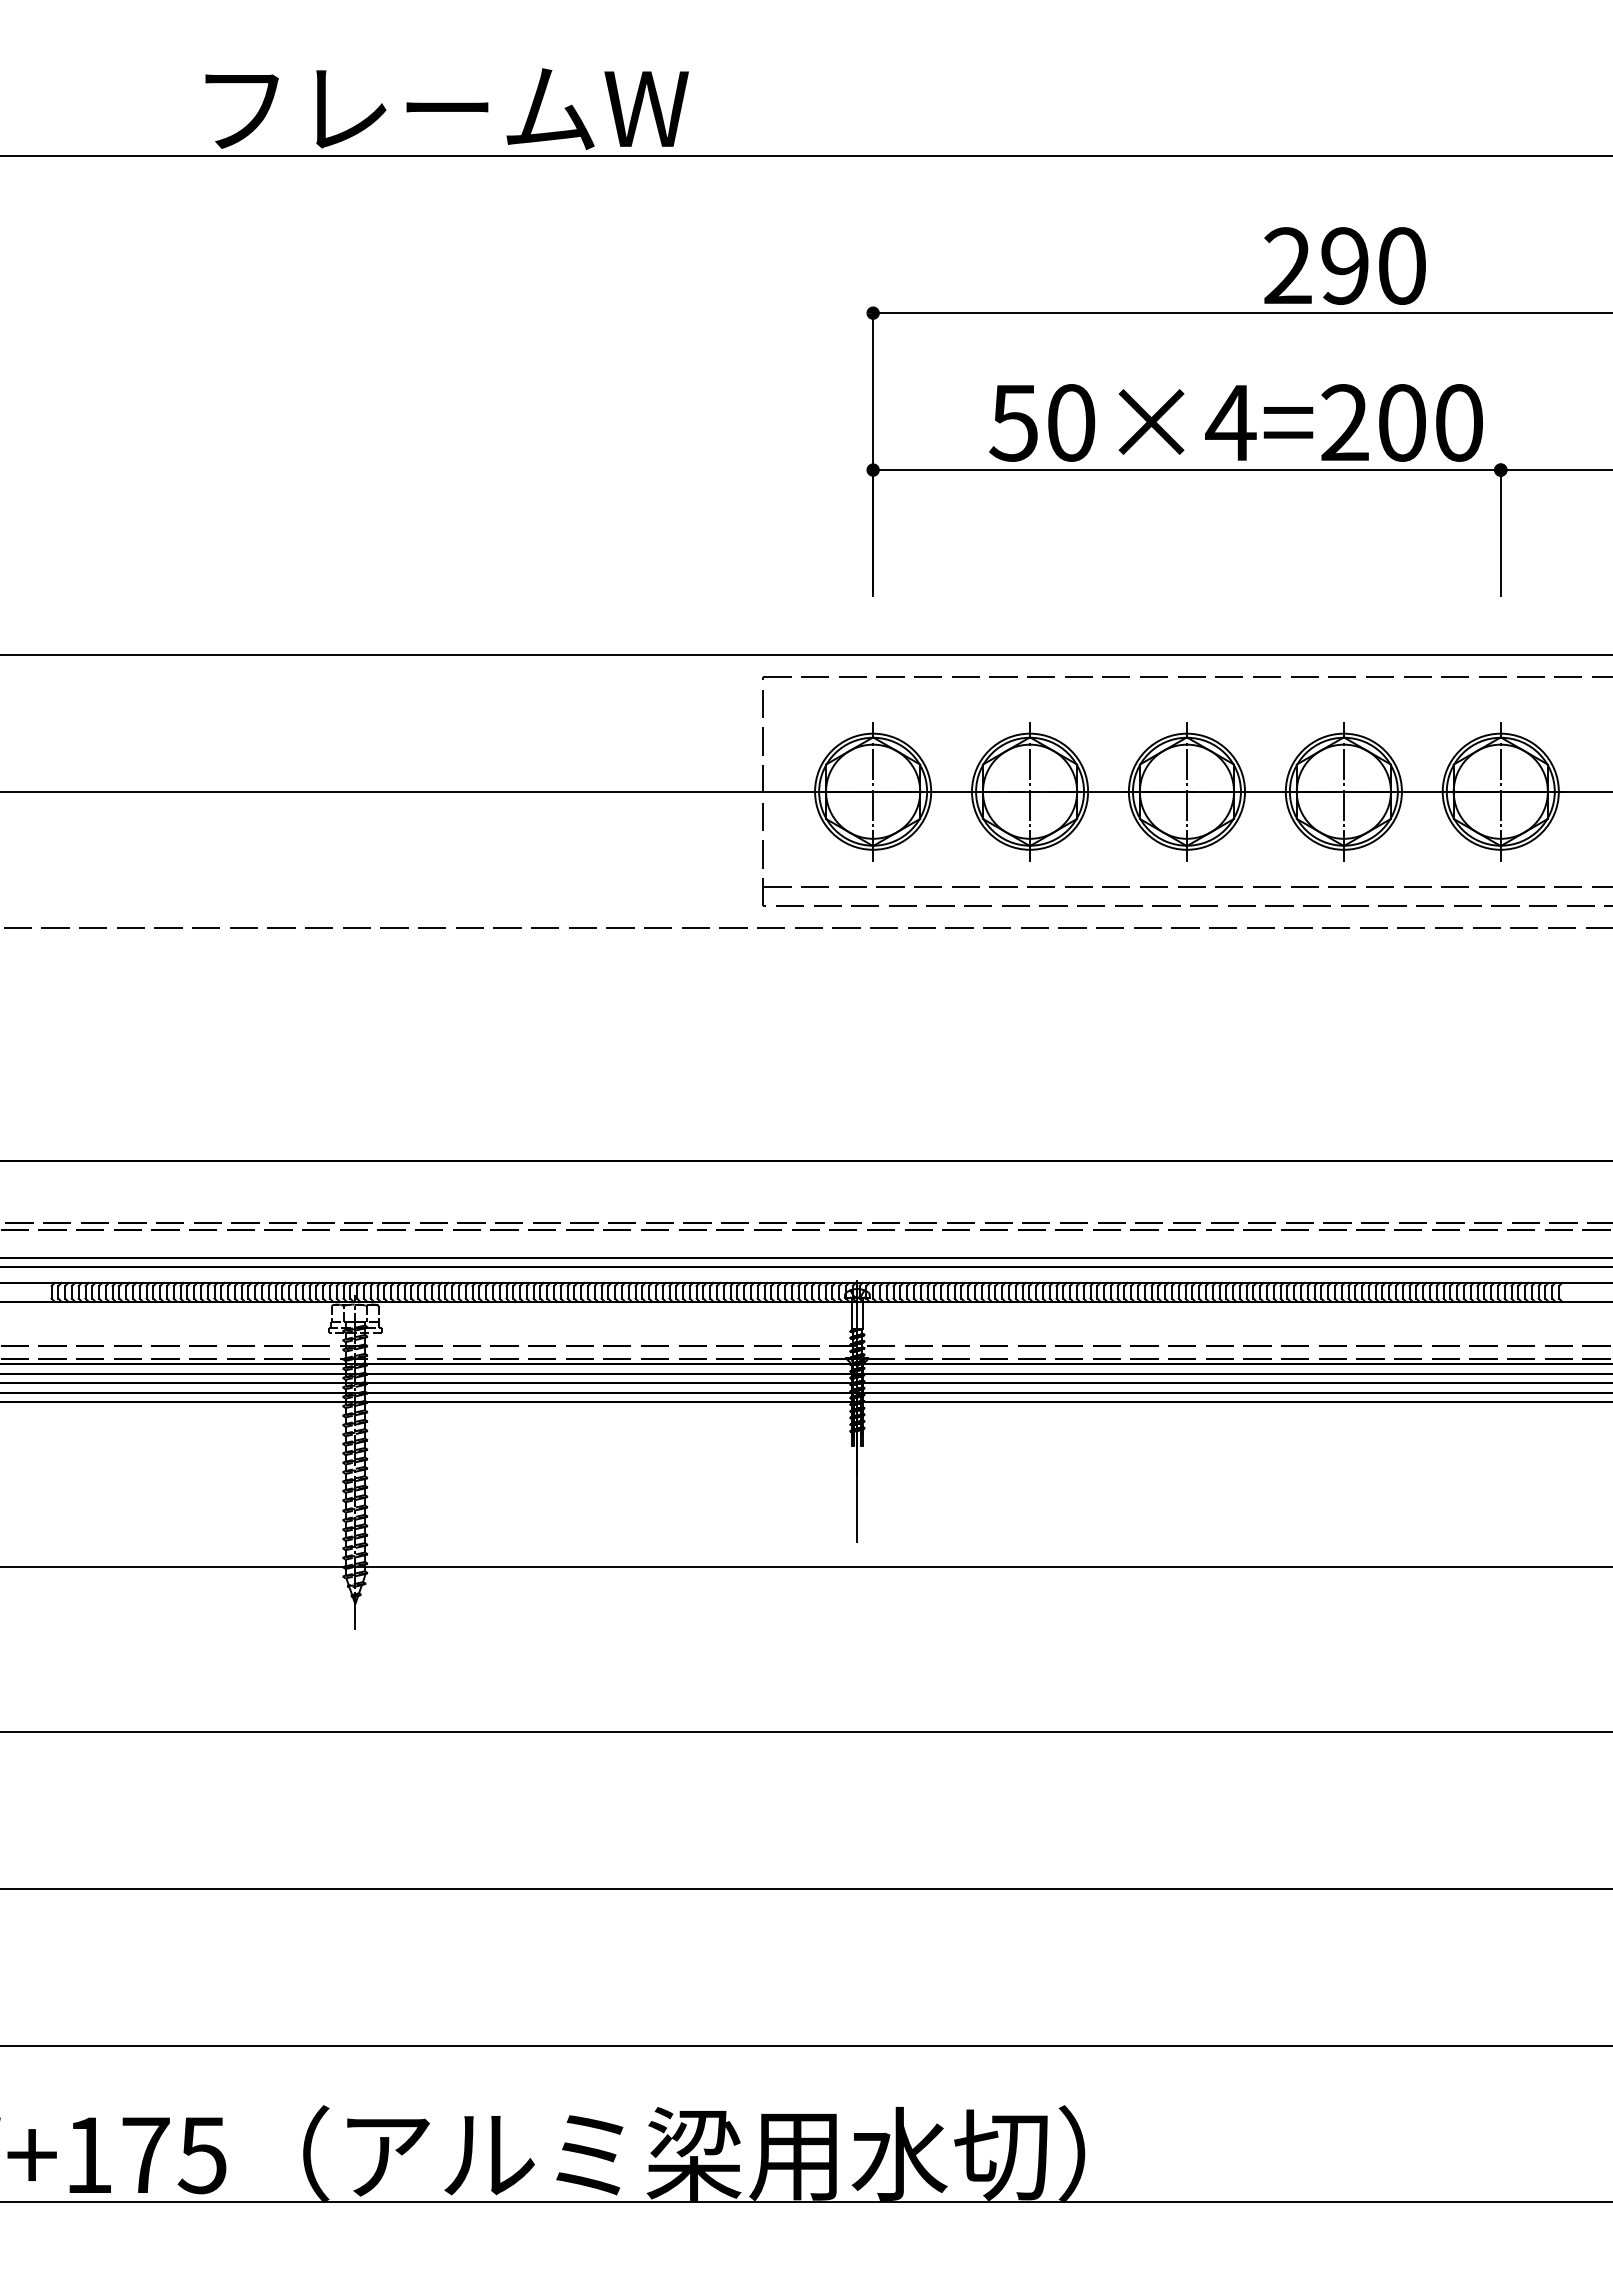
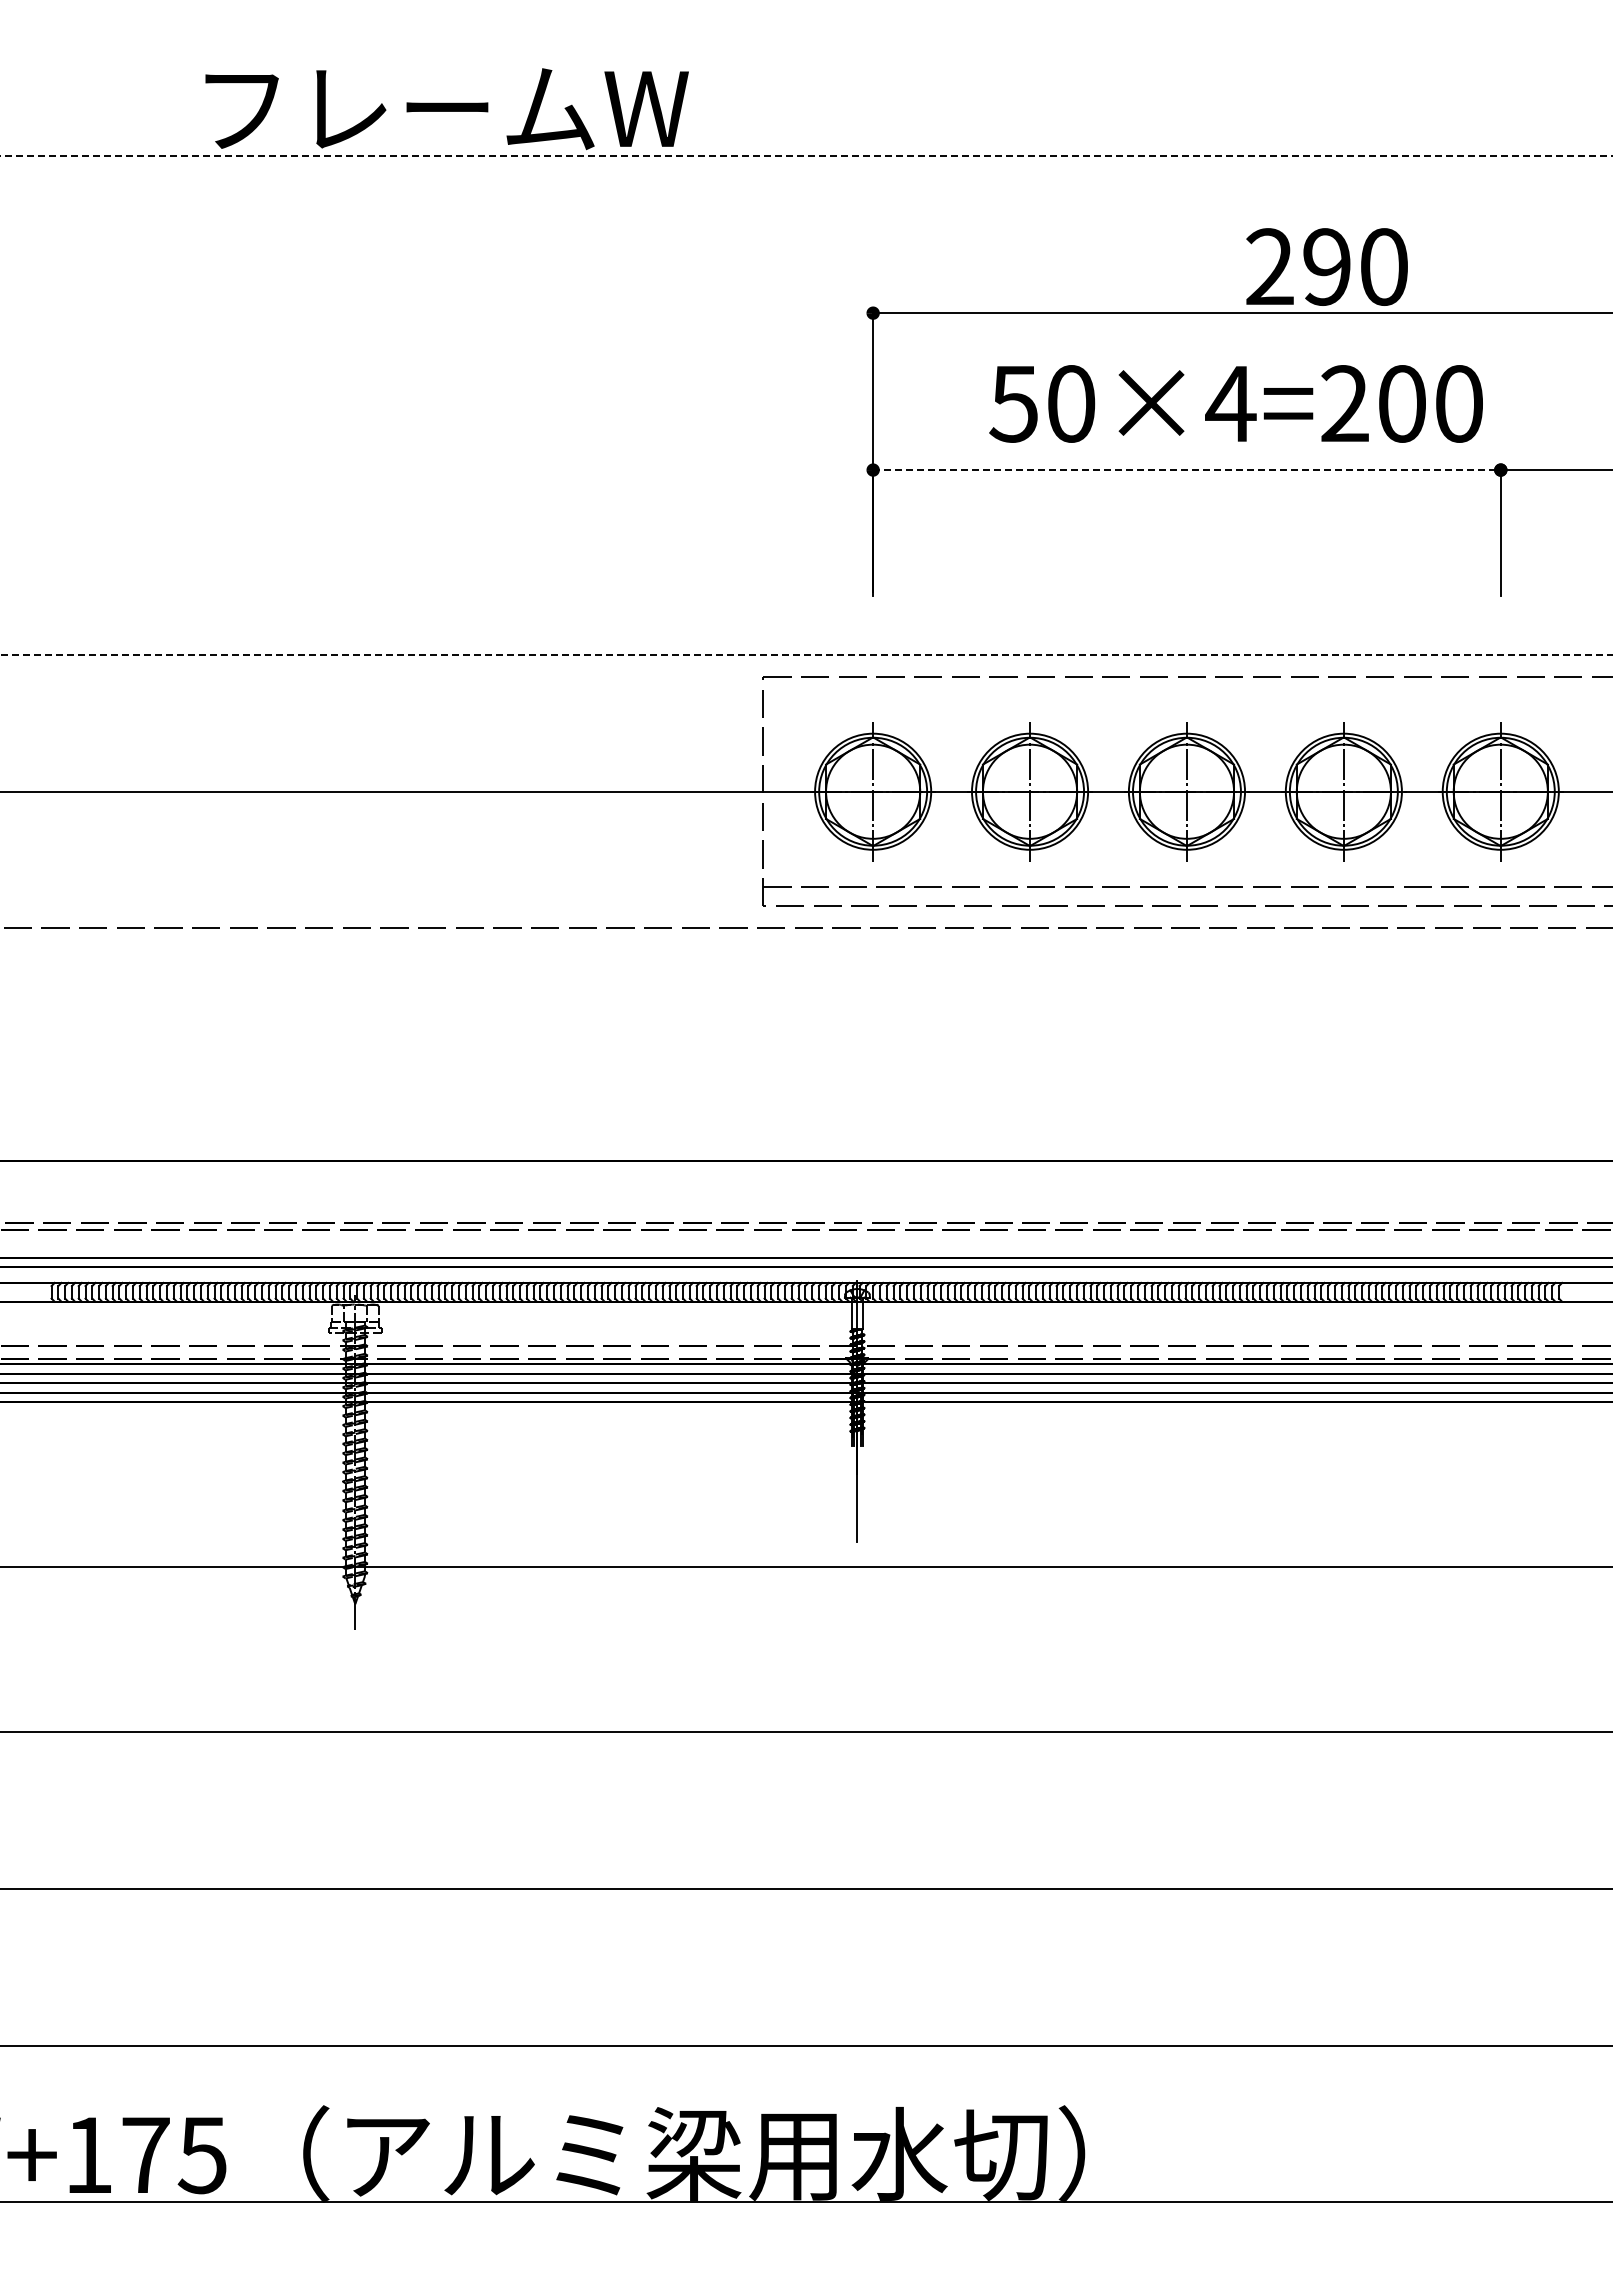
line: solid -> dashed (806, 156)
text position: (1344, 265) -> (1326, 266) (1326, 266)
text position: (1235, 422) -> (1235, 403) (1235, 403)
line: solid -> dashed (1186, 470)
line: solid -> dashed (806, 655)
